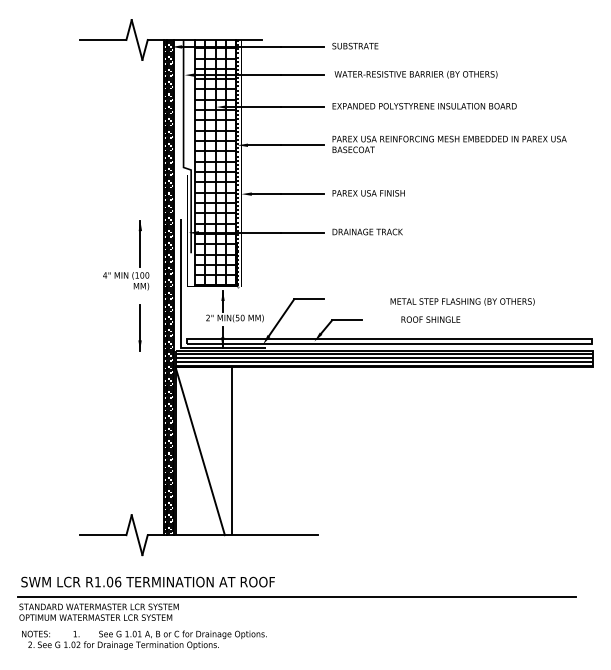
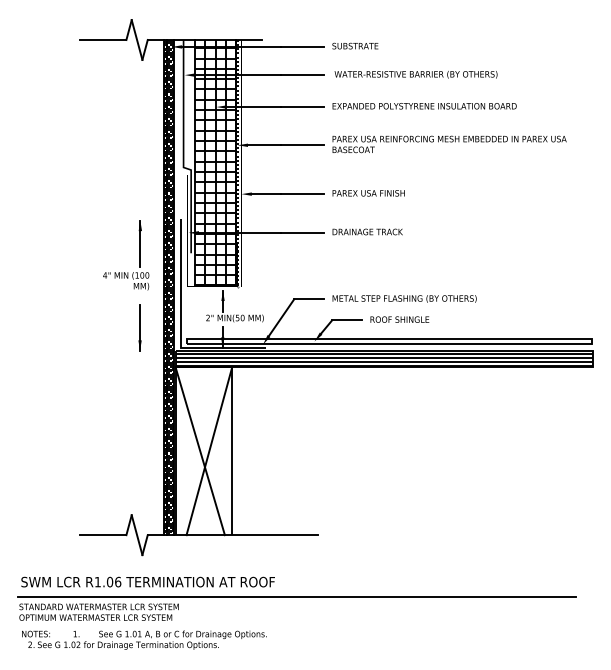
text position: (462, 301) -> (404, 298) (404, 298)
text position: (430, 319) -> (399, 319) (399, 319)
line: none -> present (209, 451)
